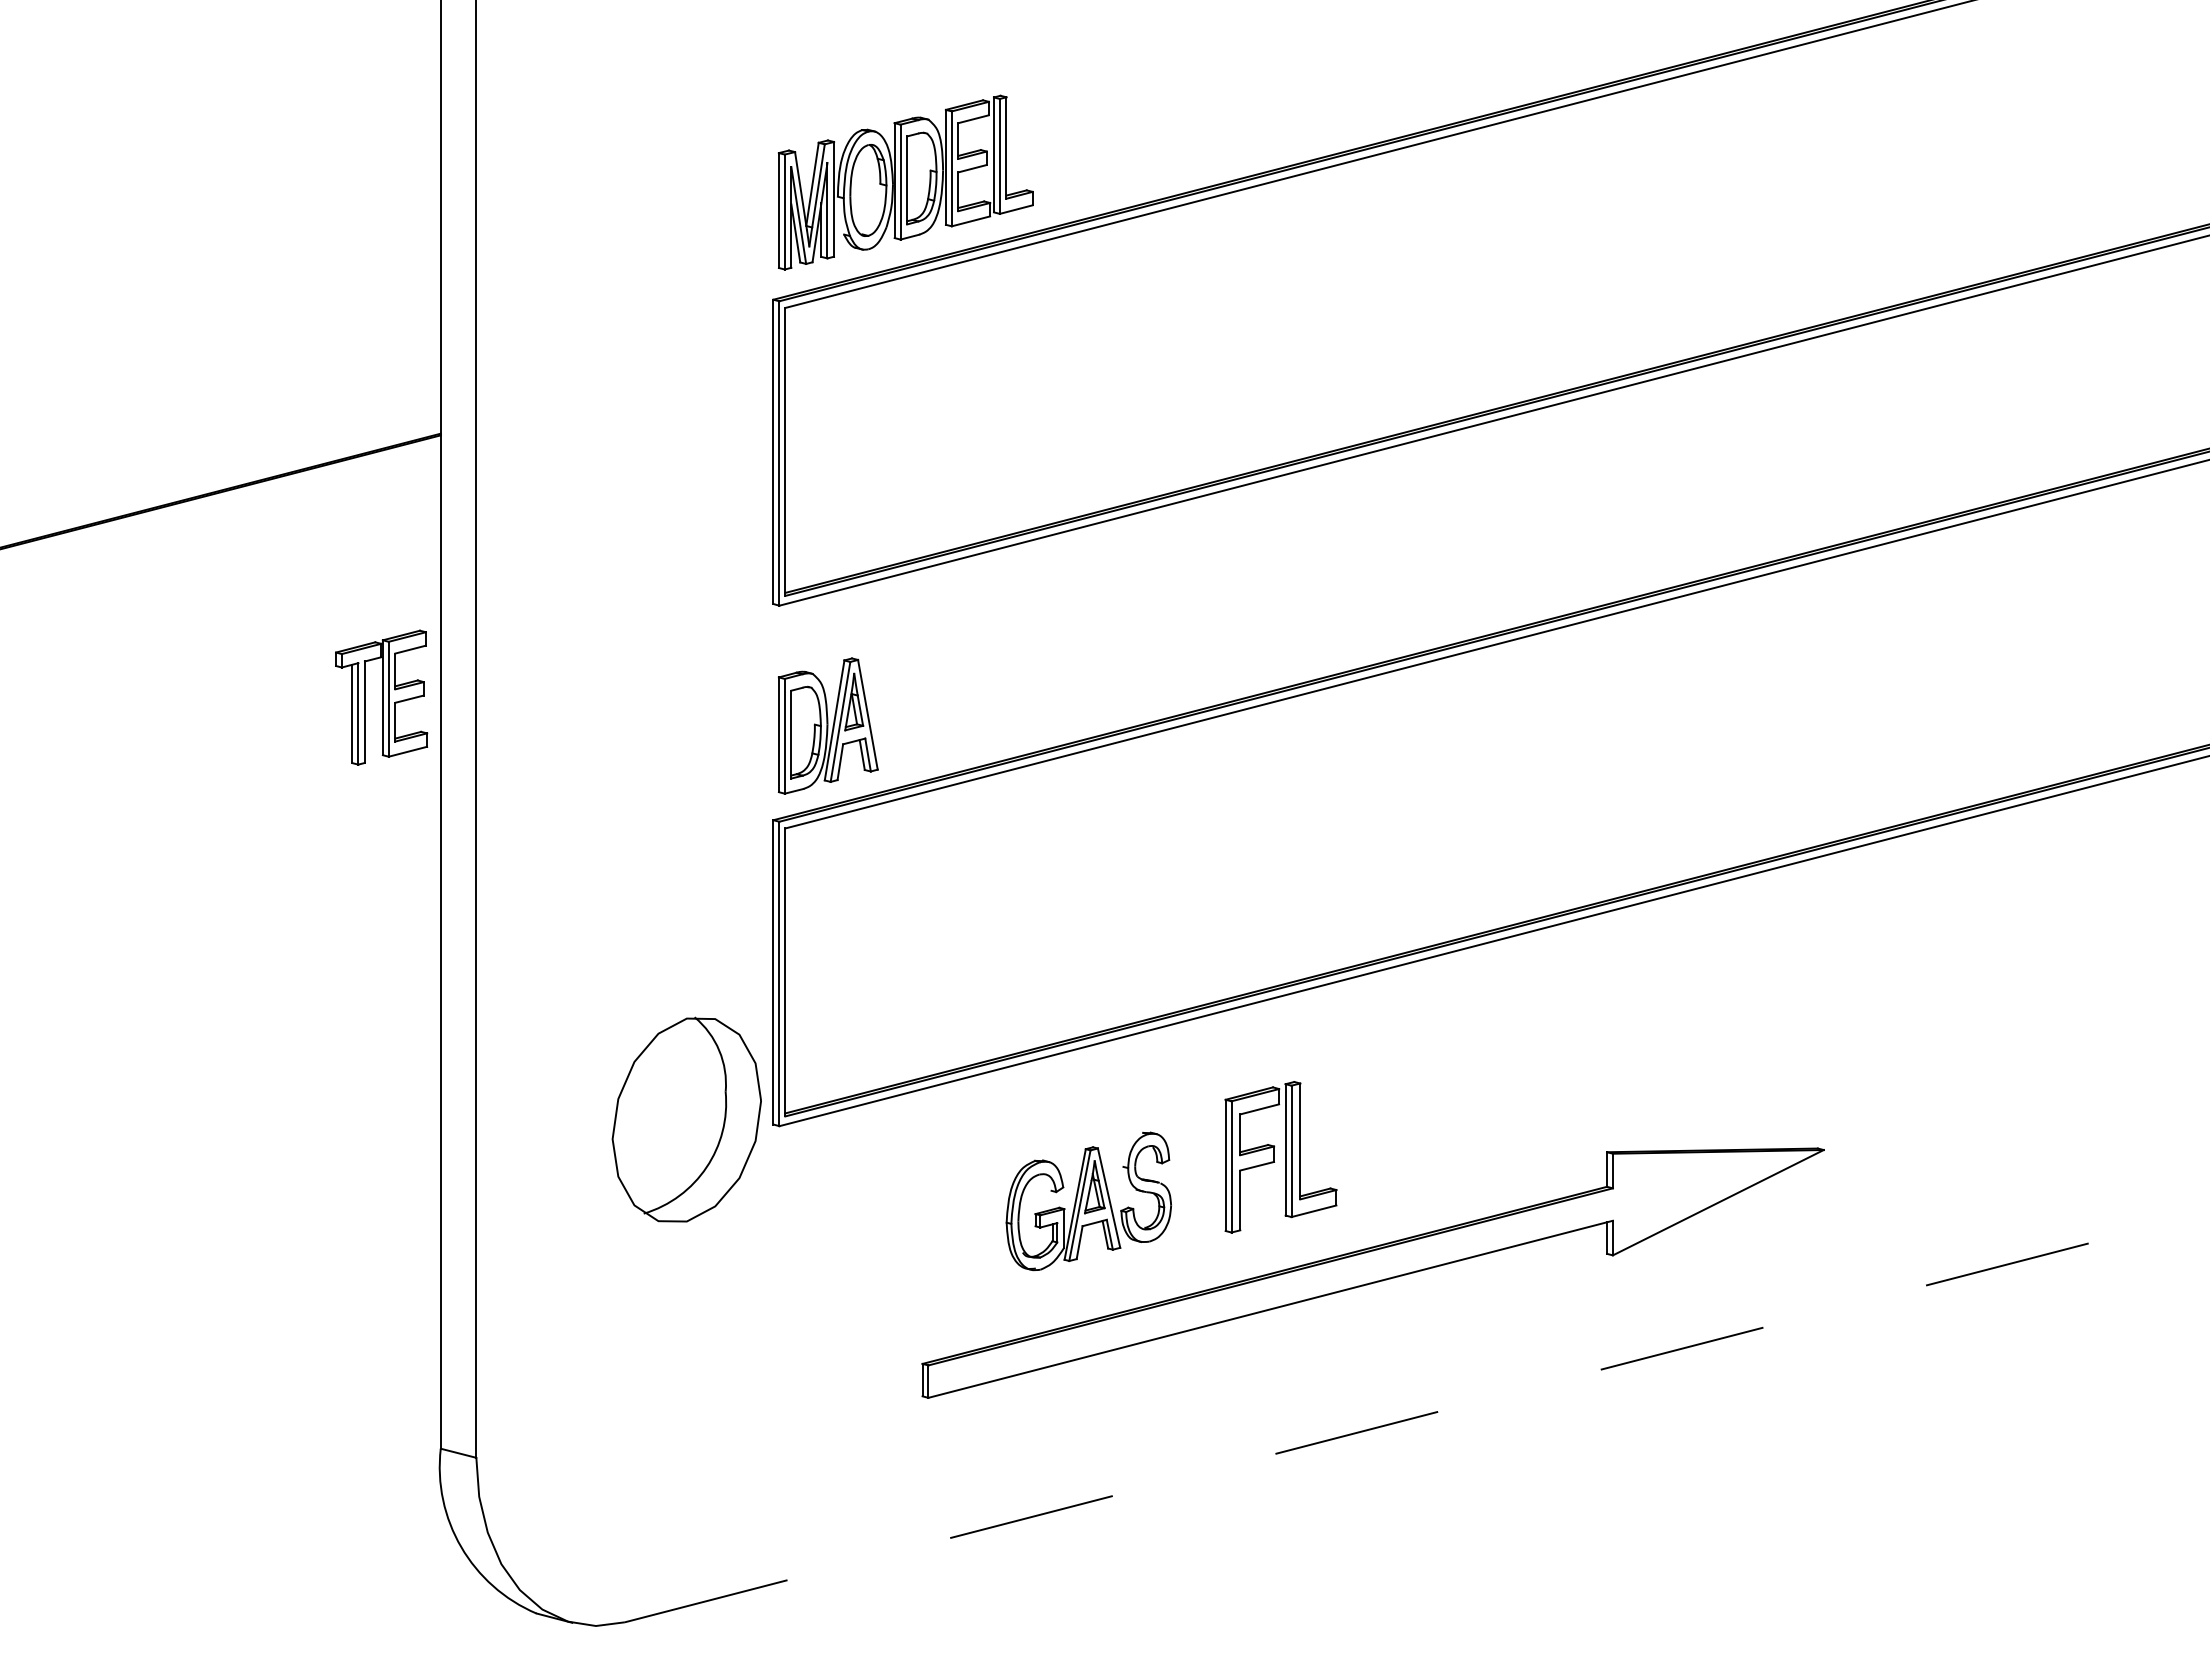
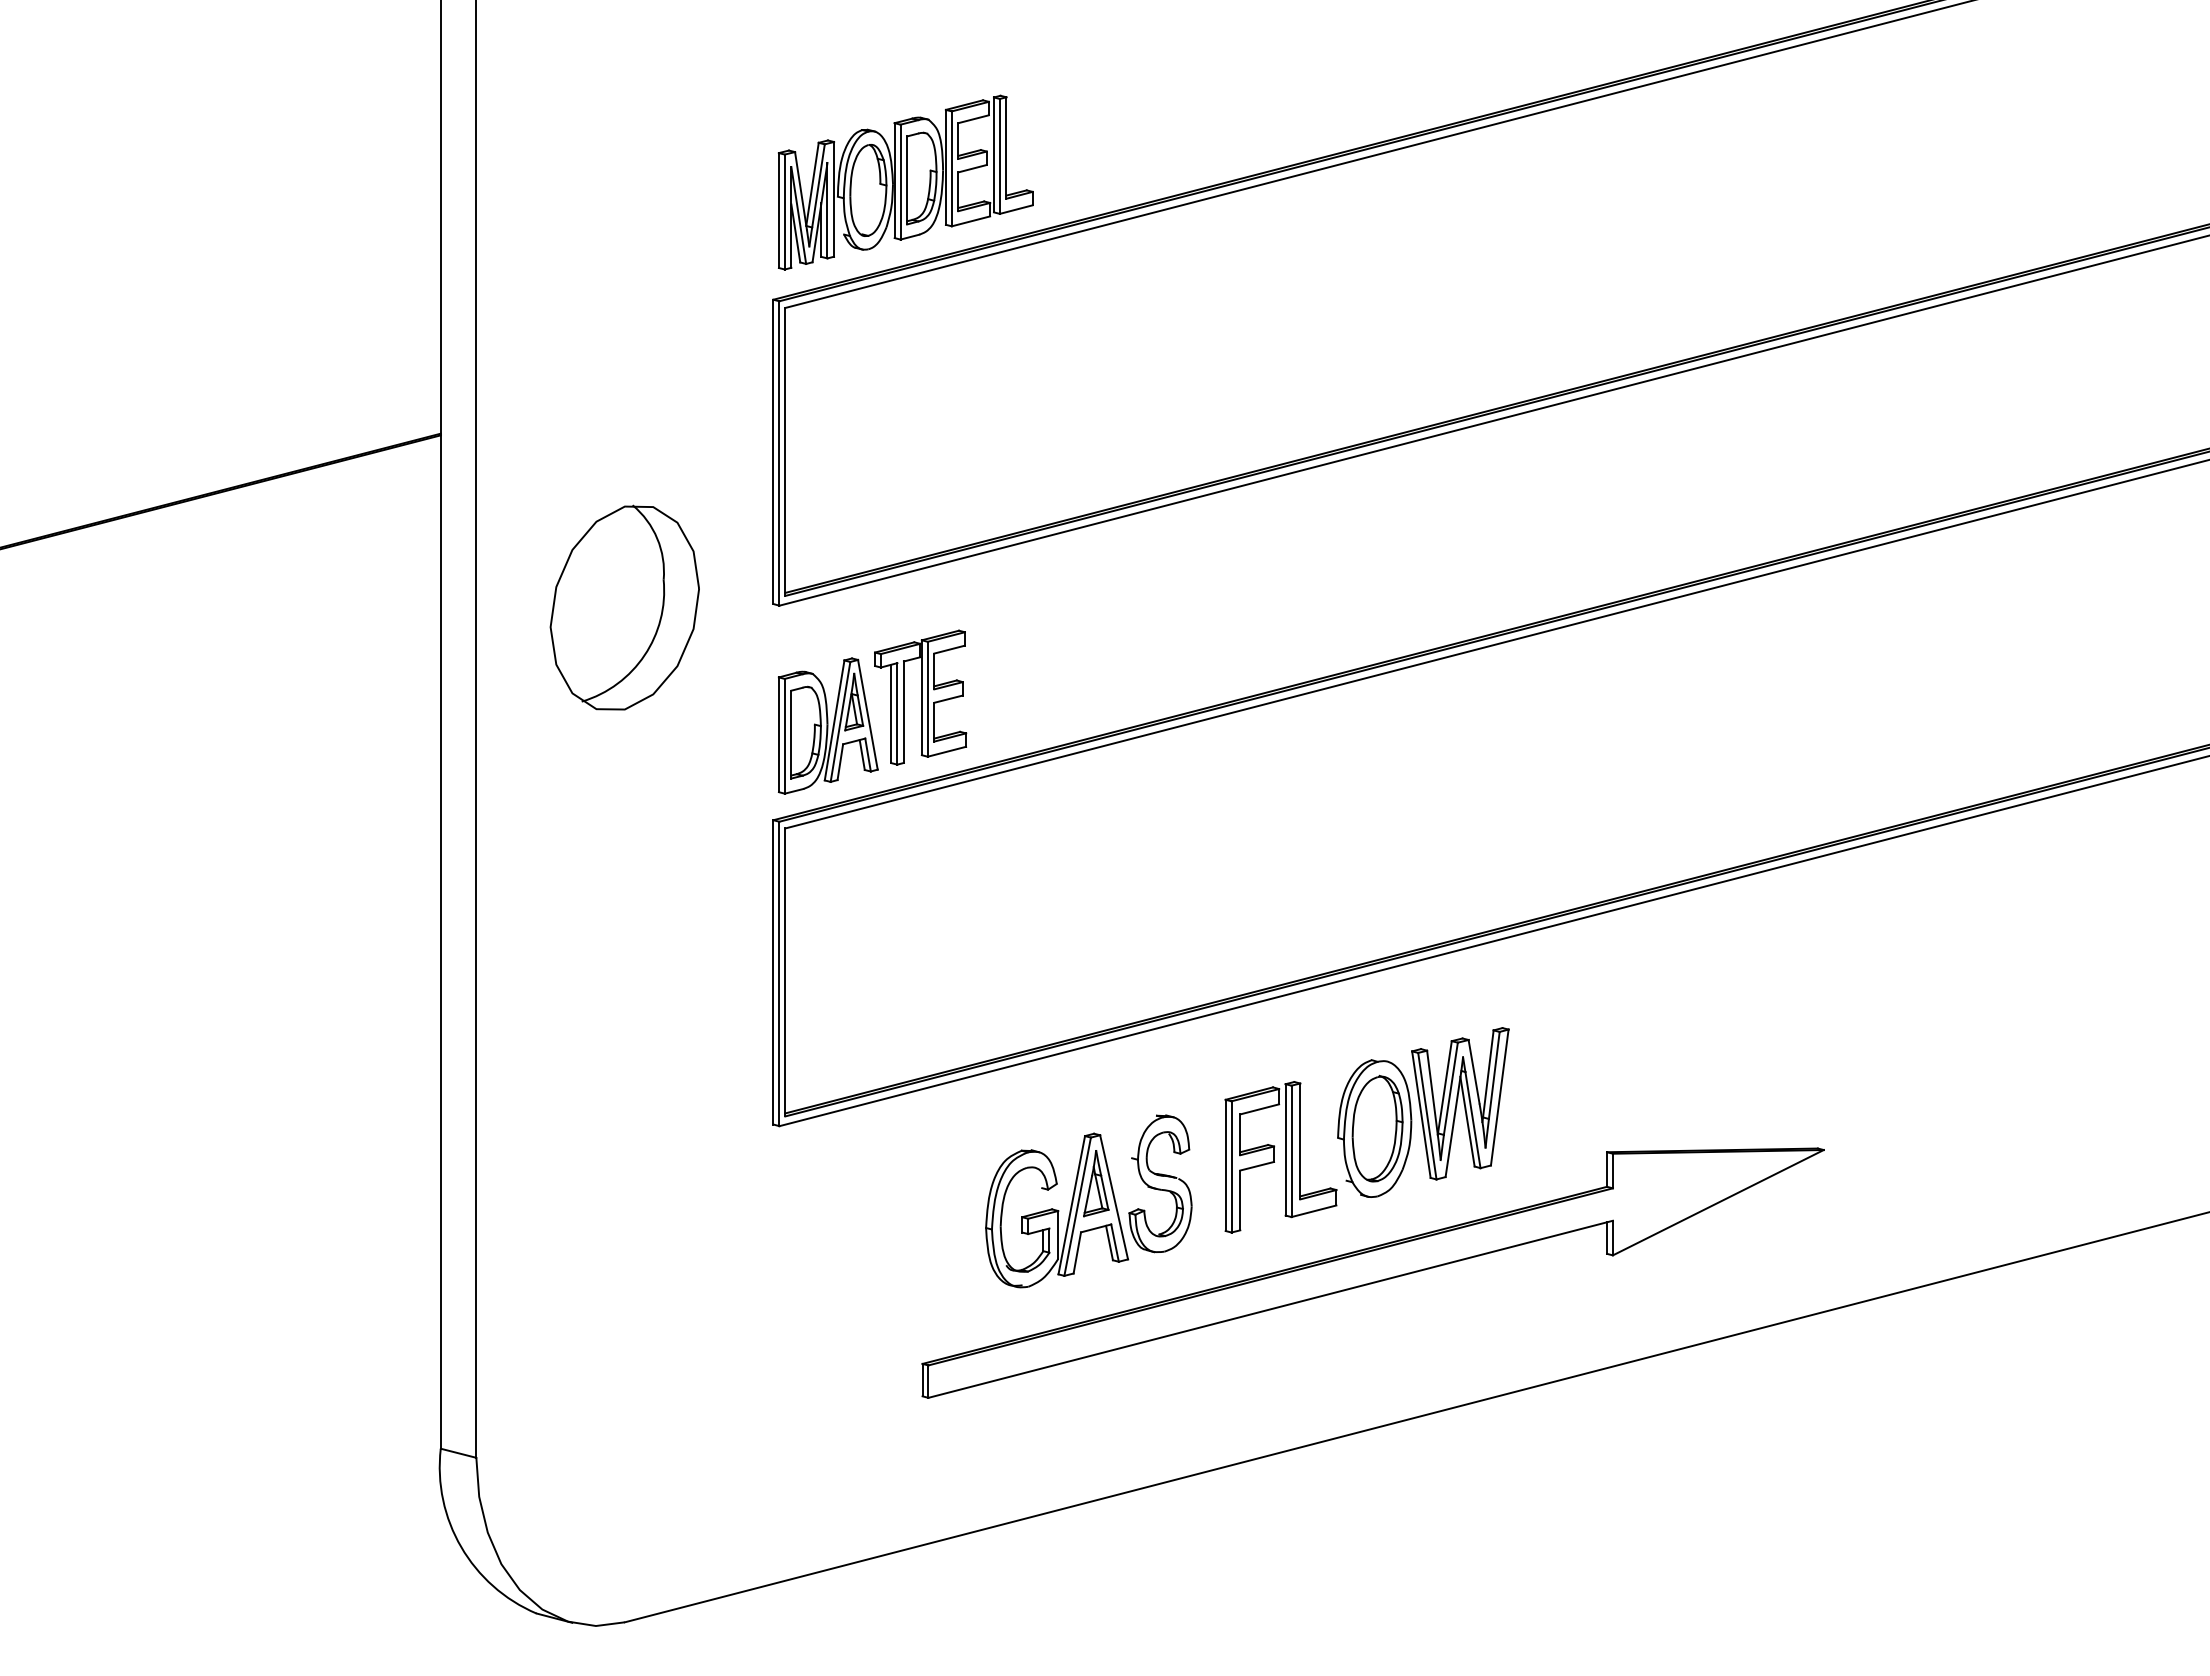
part position: (381, 697) -> (920, 697) (920, 697)
part: none -> present (1423, 1112)
part position: (686, 1119) -> (624, 607) (624, 607)
part size: 167x141 px -> 208x175 px (1088, 1201)
line: dashed -> solid (1417, 1417)
